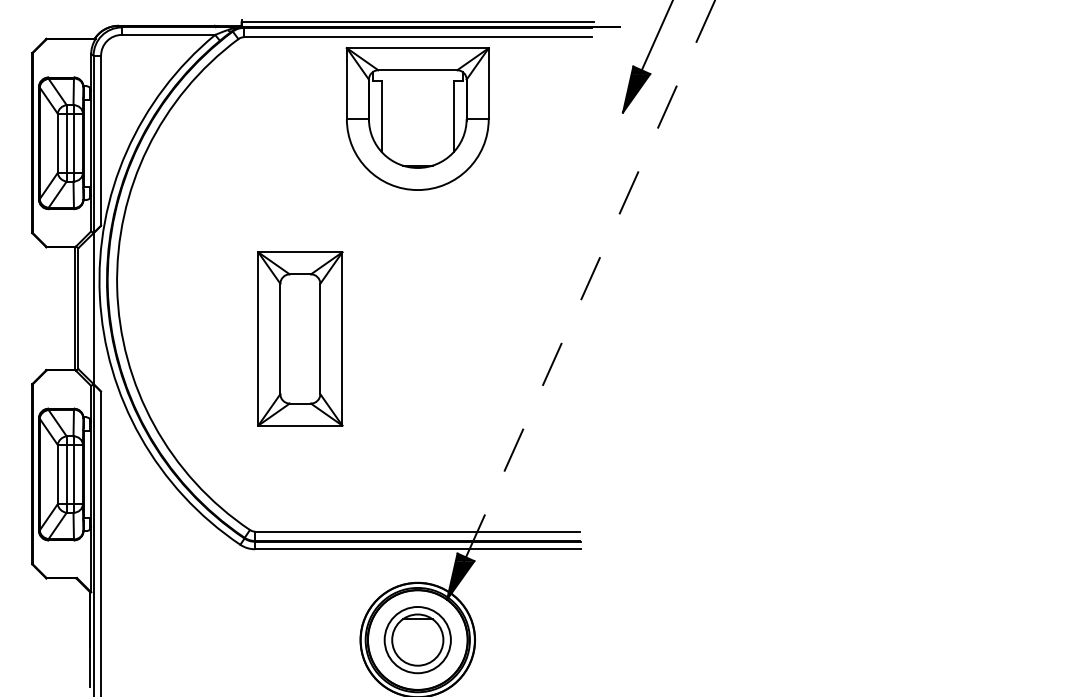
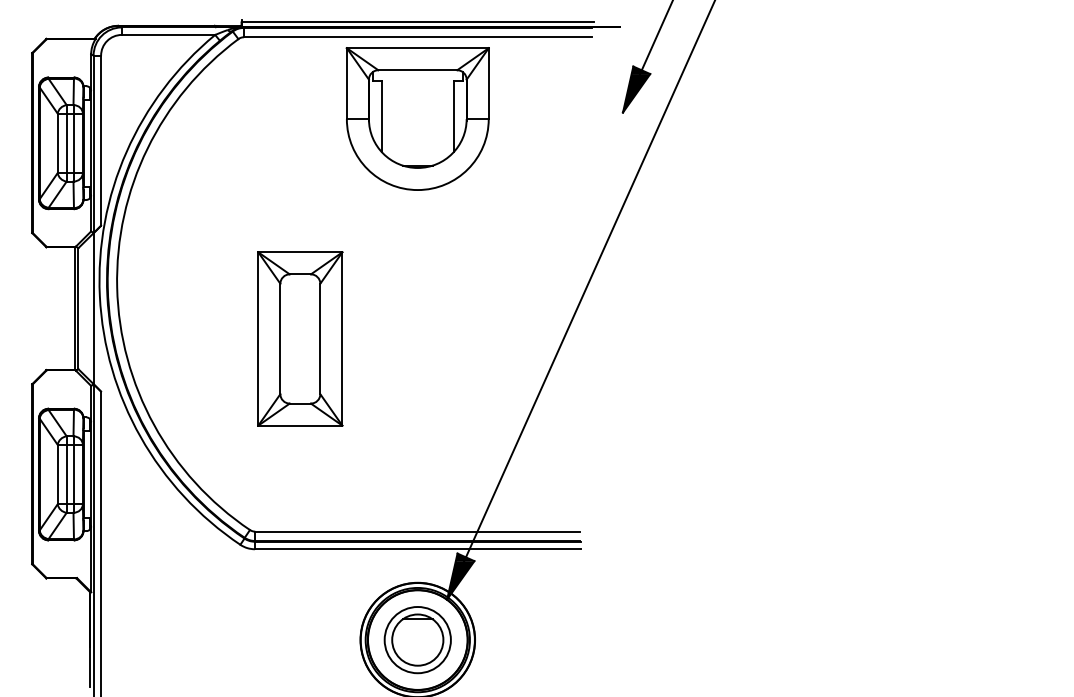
line: dashed -> solid (590, 279)
